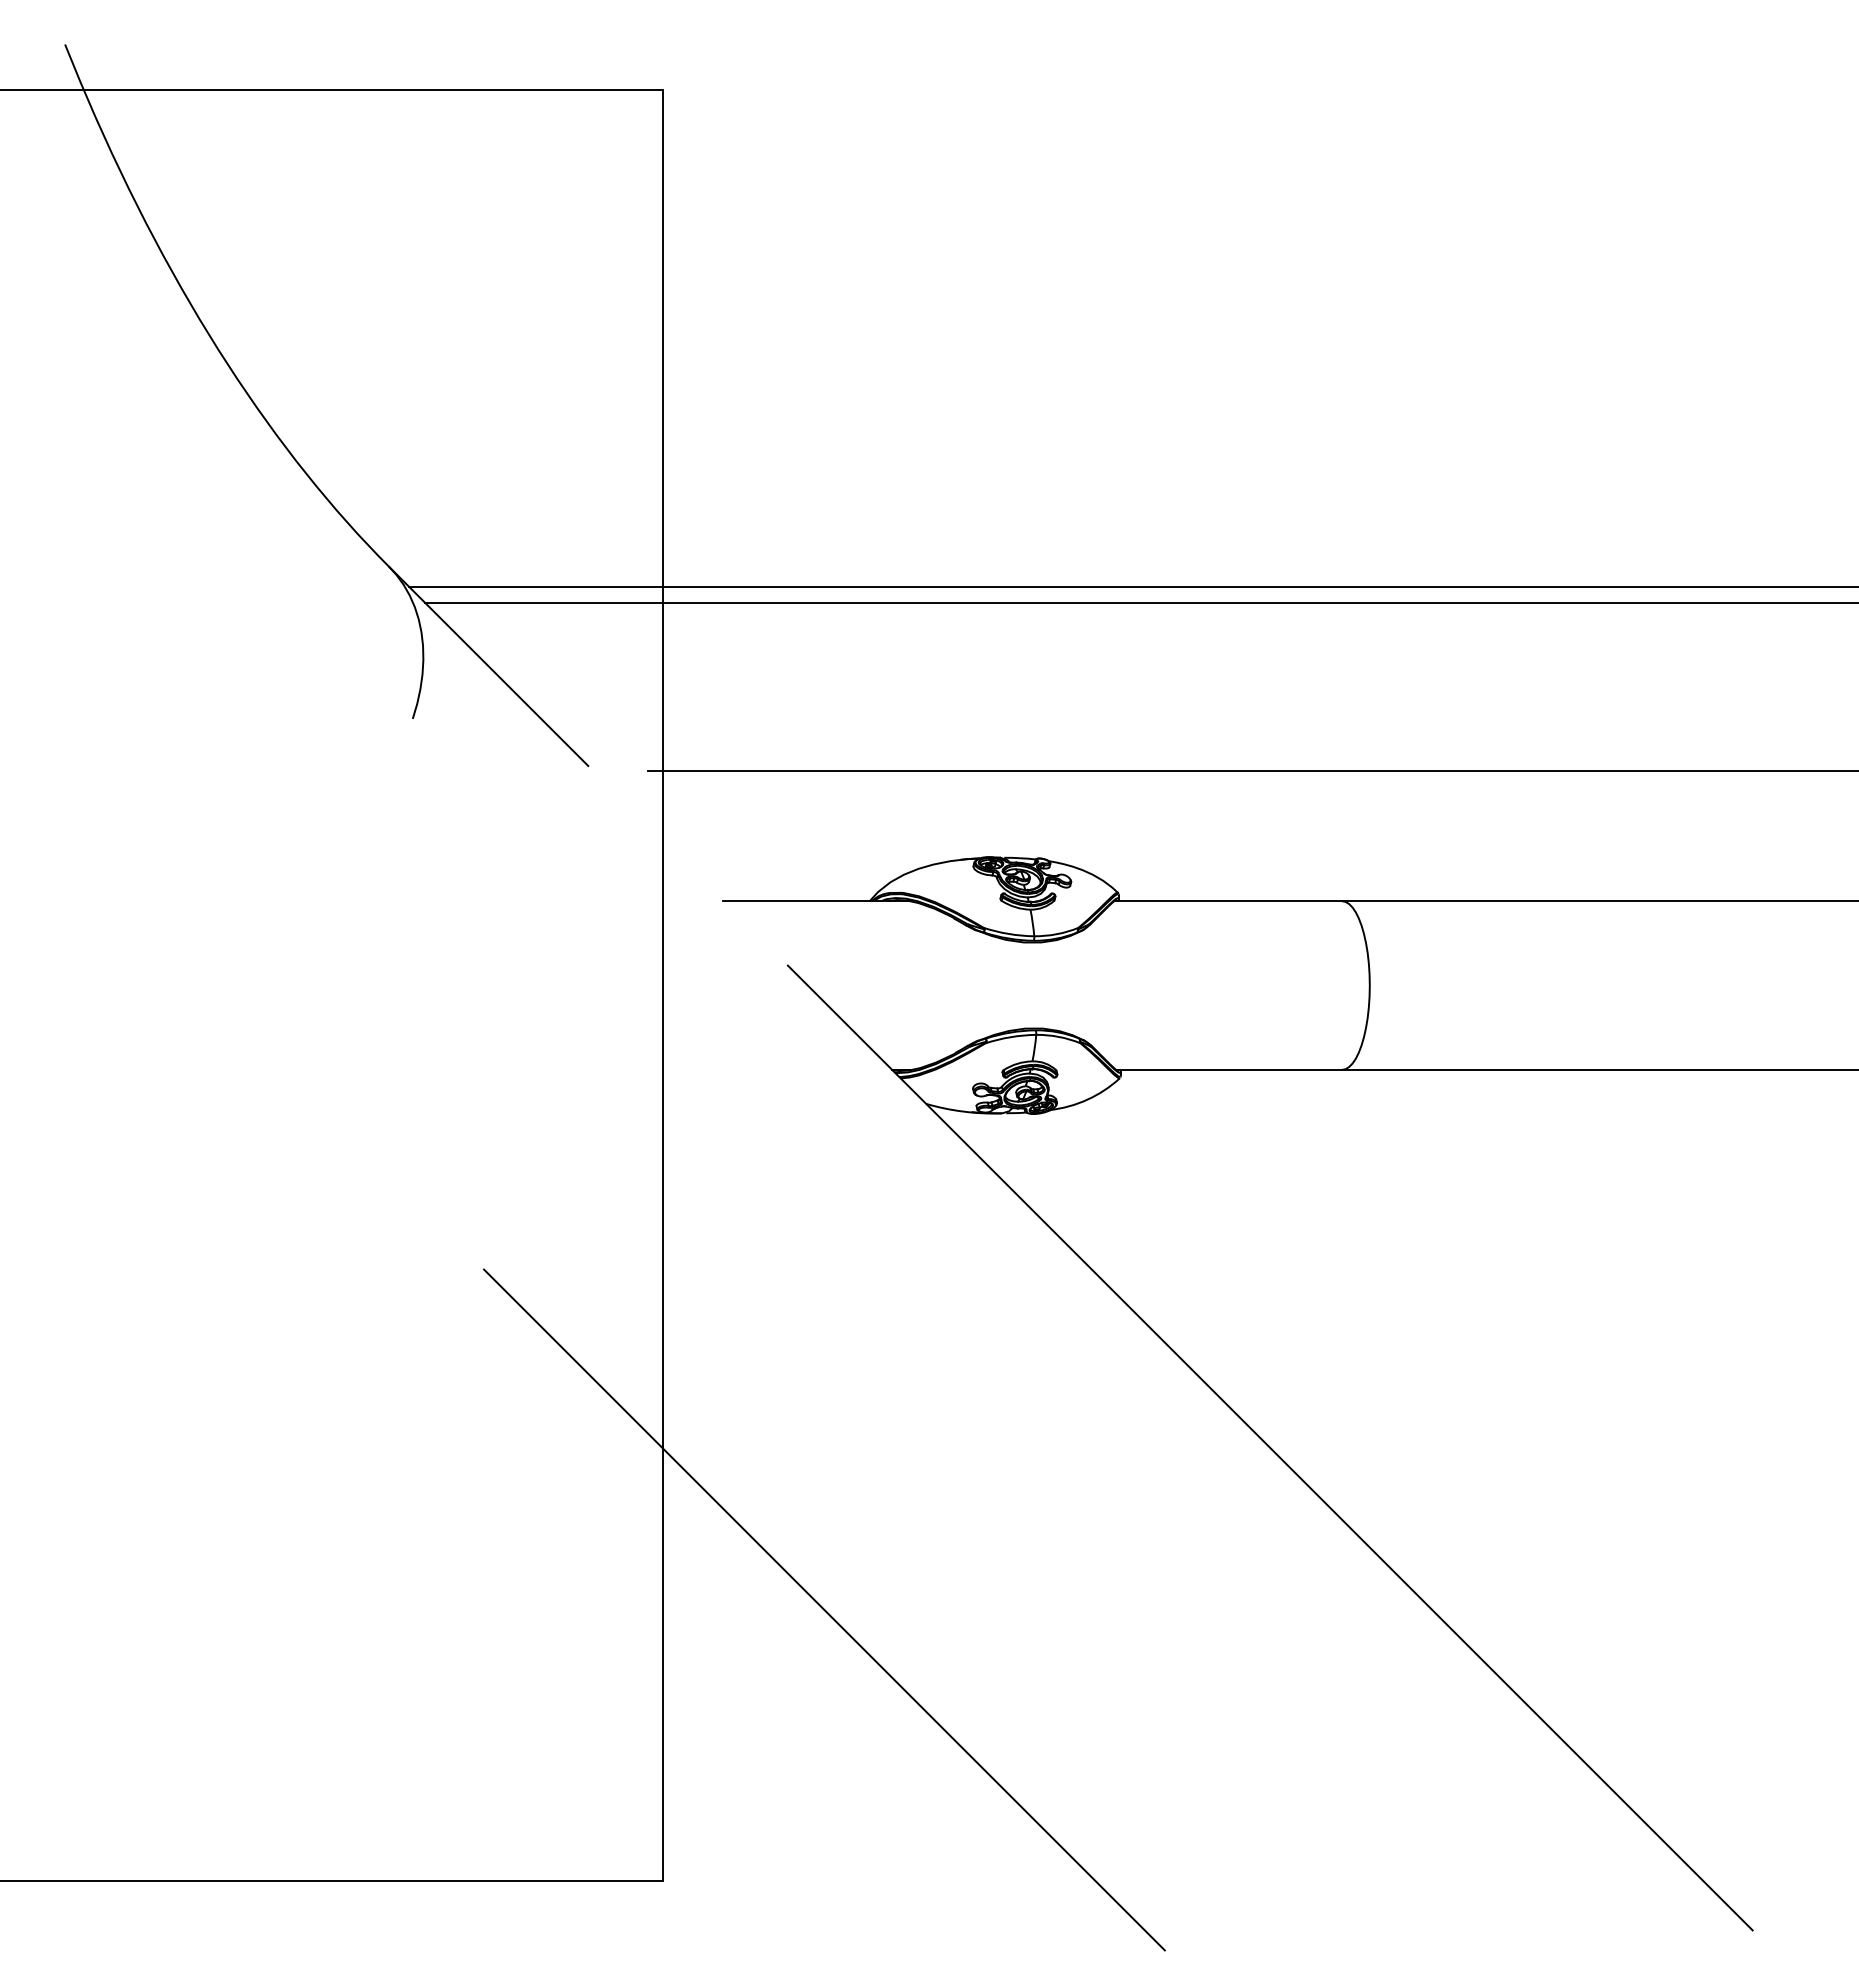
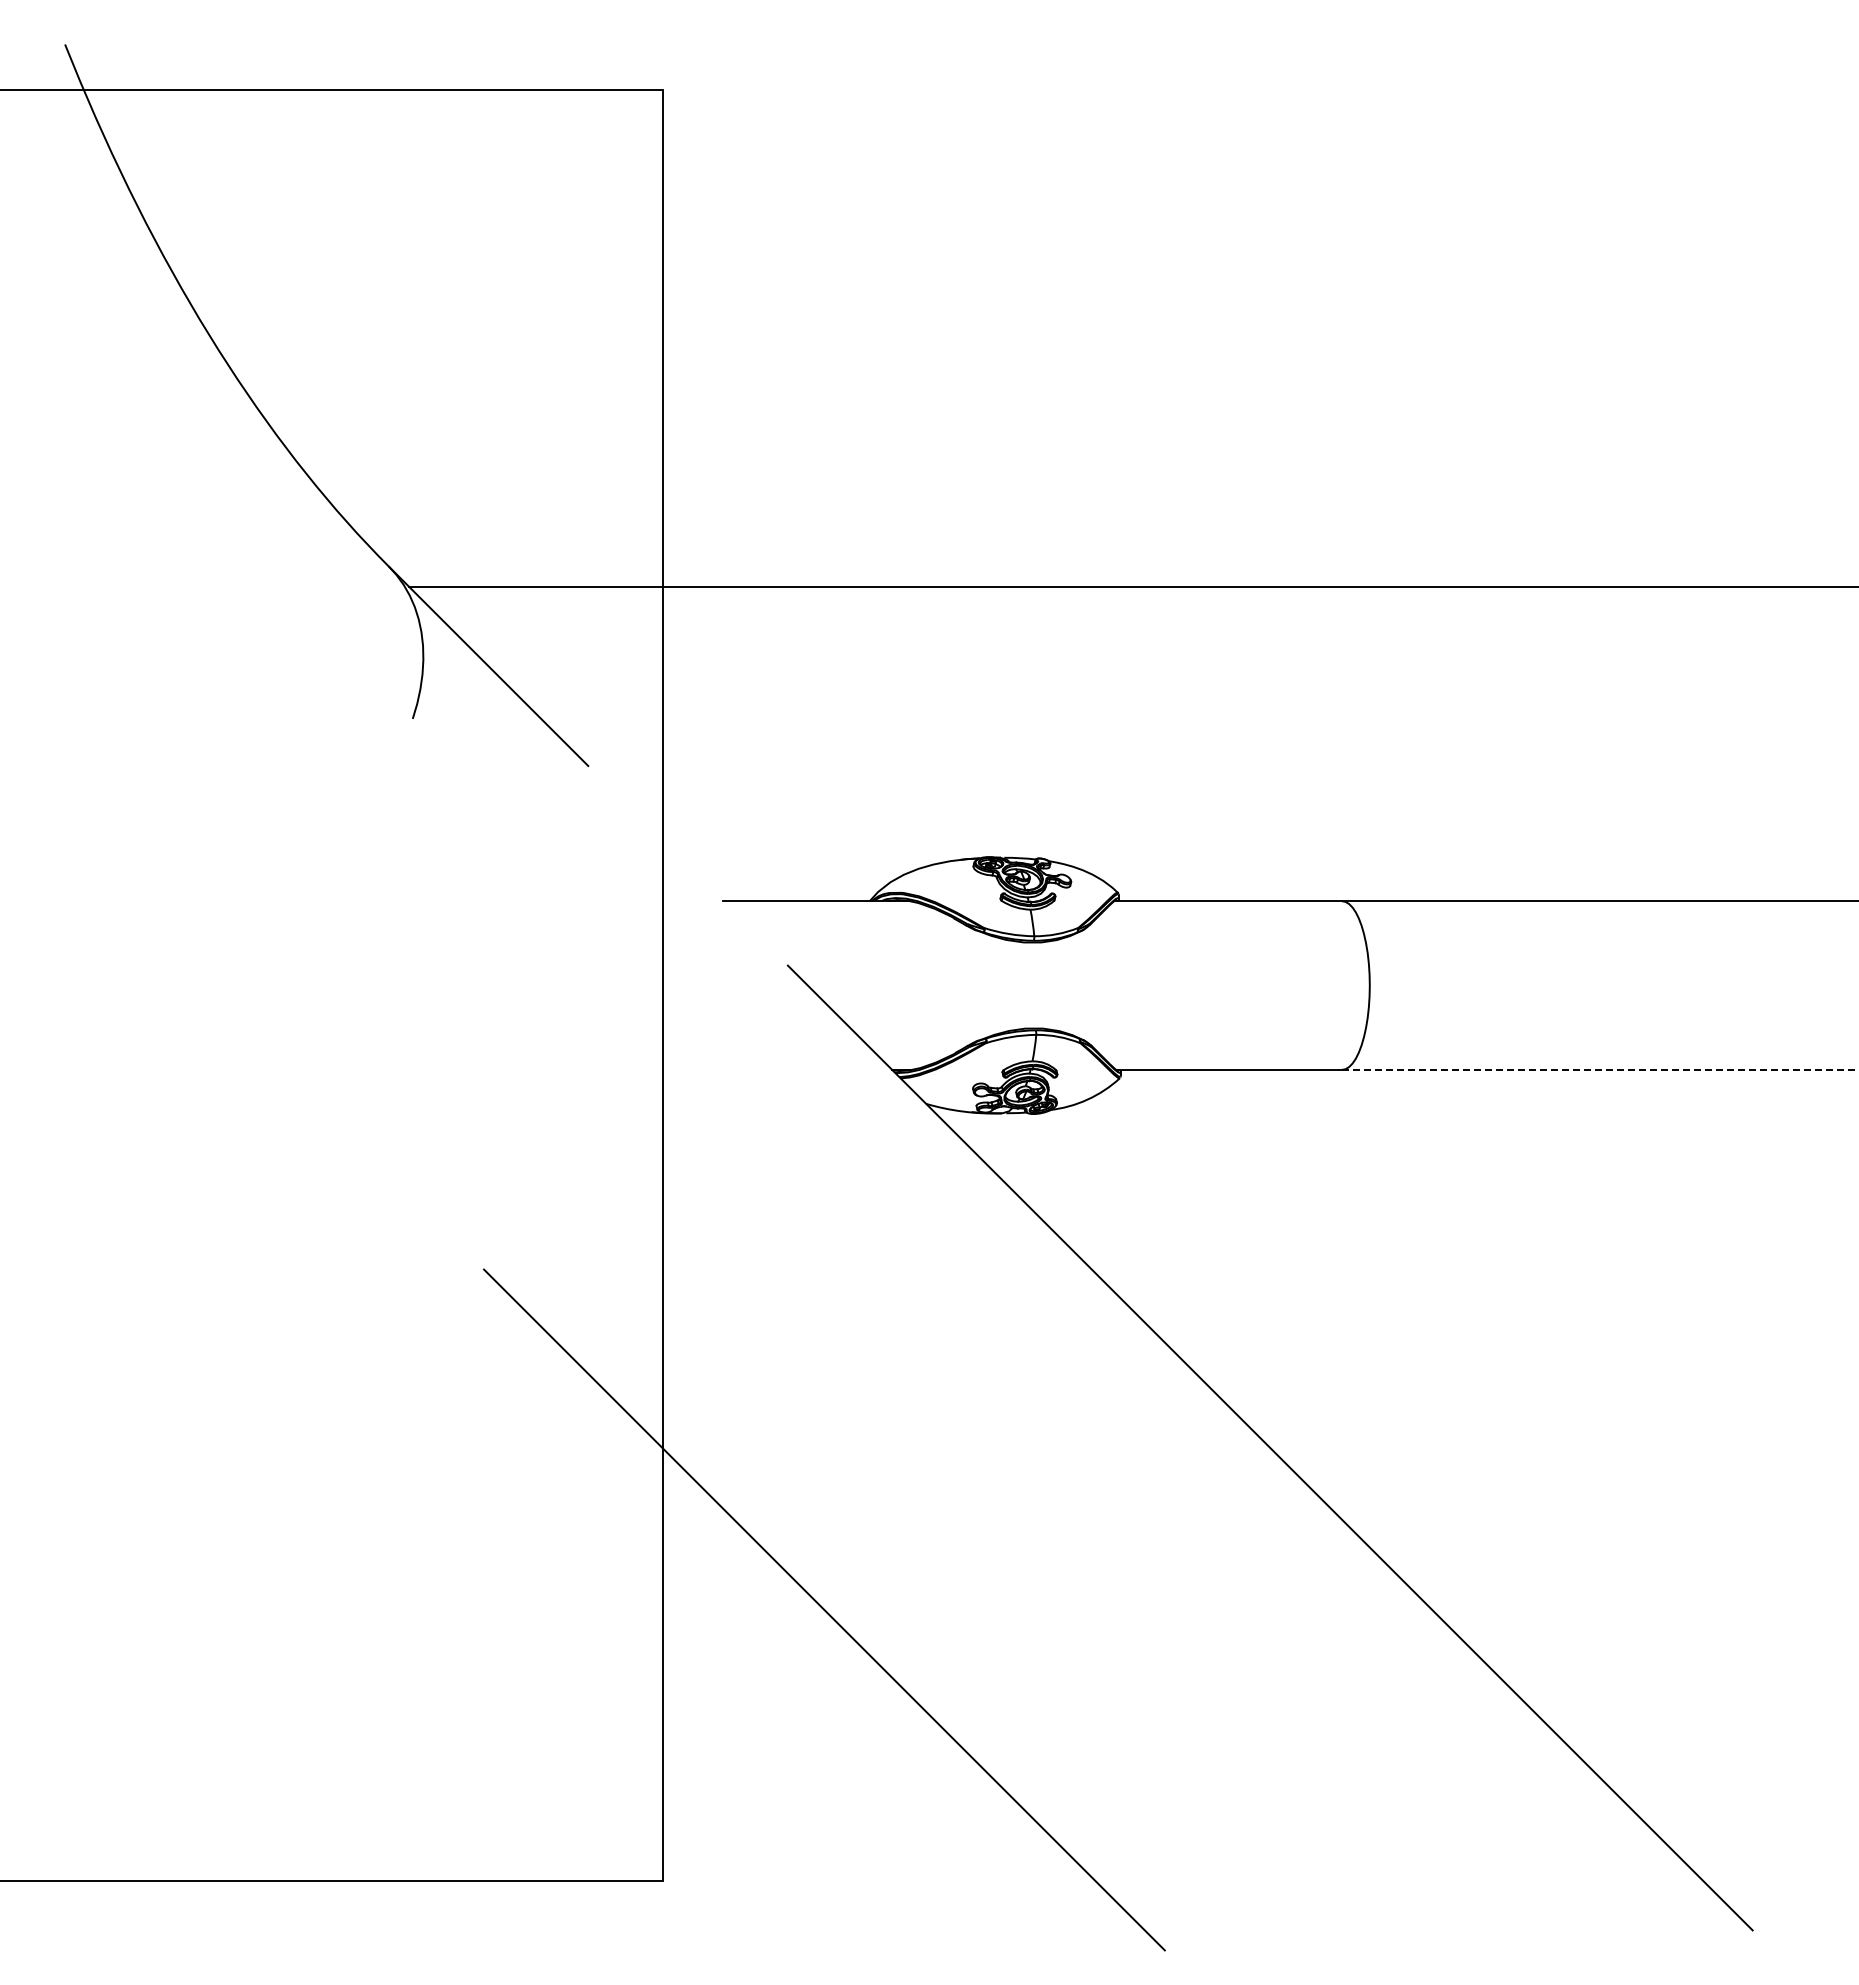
line: present -> none (1139, 602)
line: present -> none (1251, 771)
line: solid -> dashed (1600, 1069)
